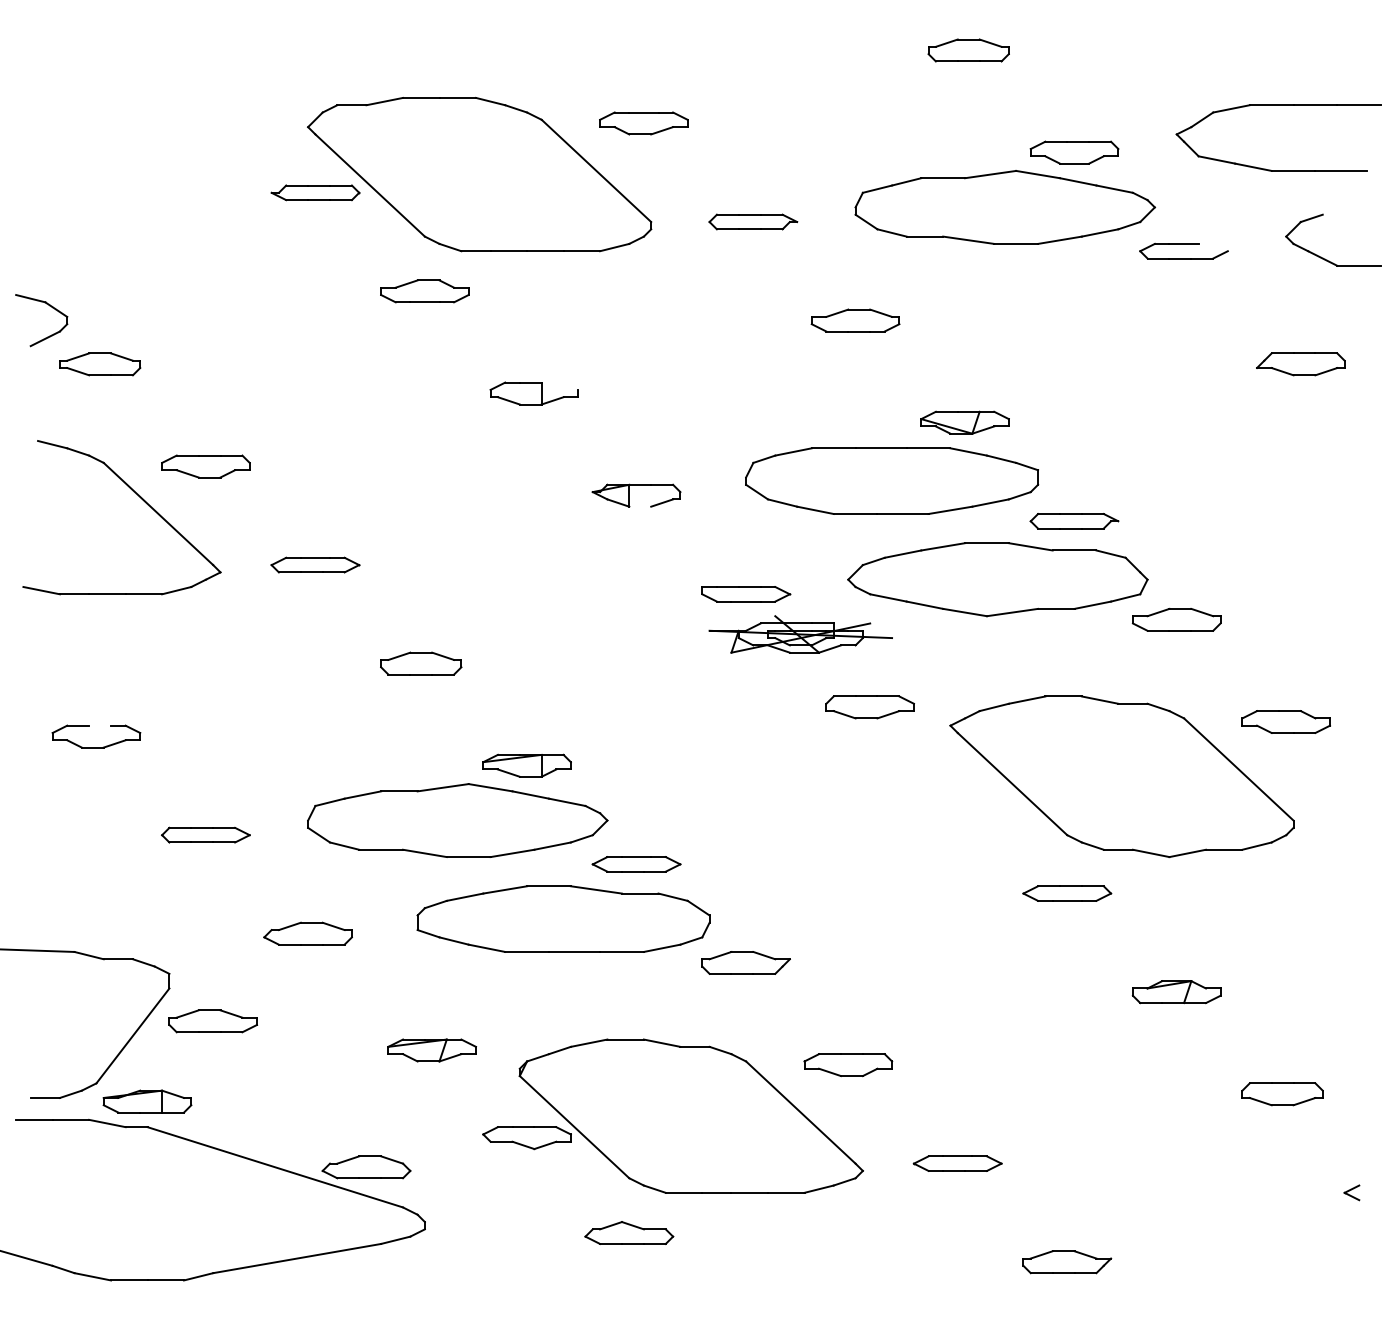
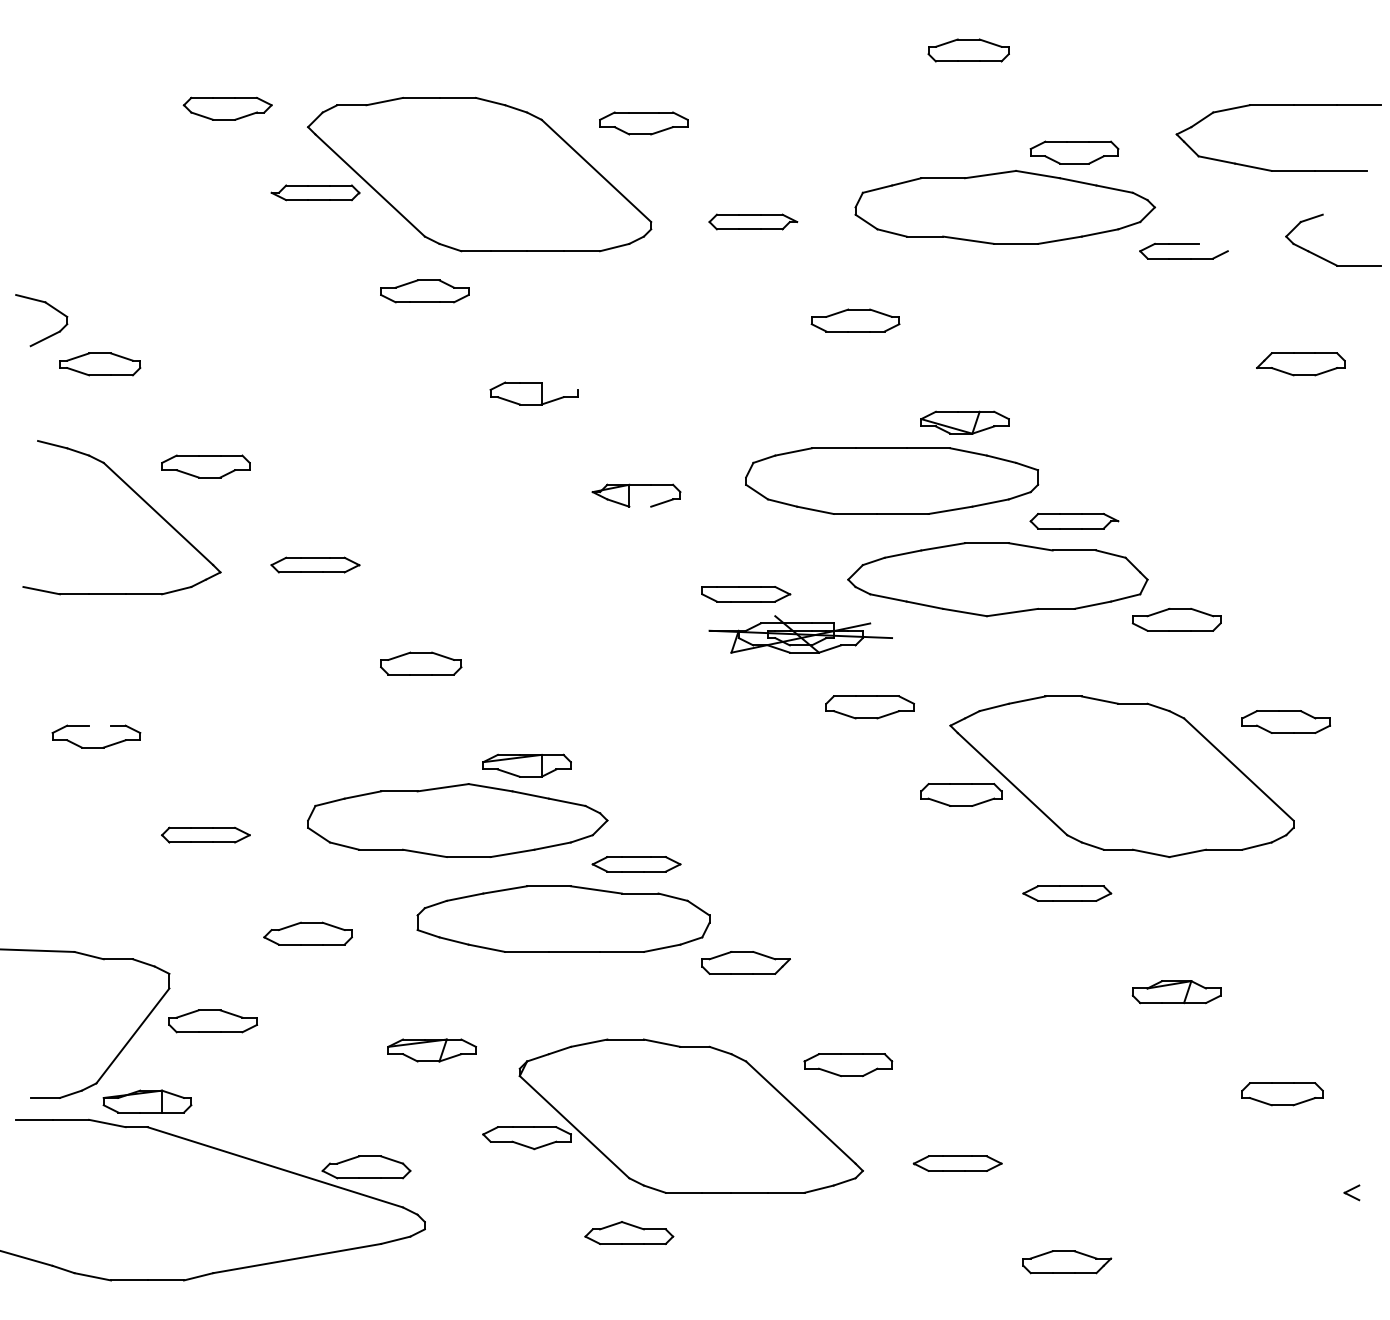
part: none -> present (227, 108)
part: none -> present (961, 794)
